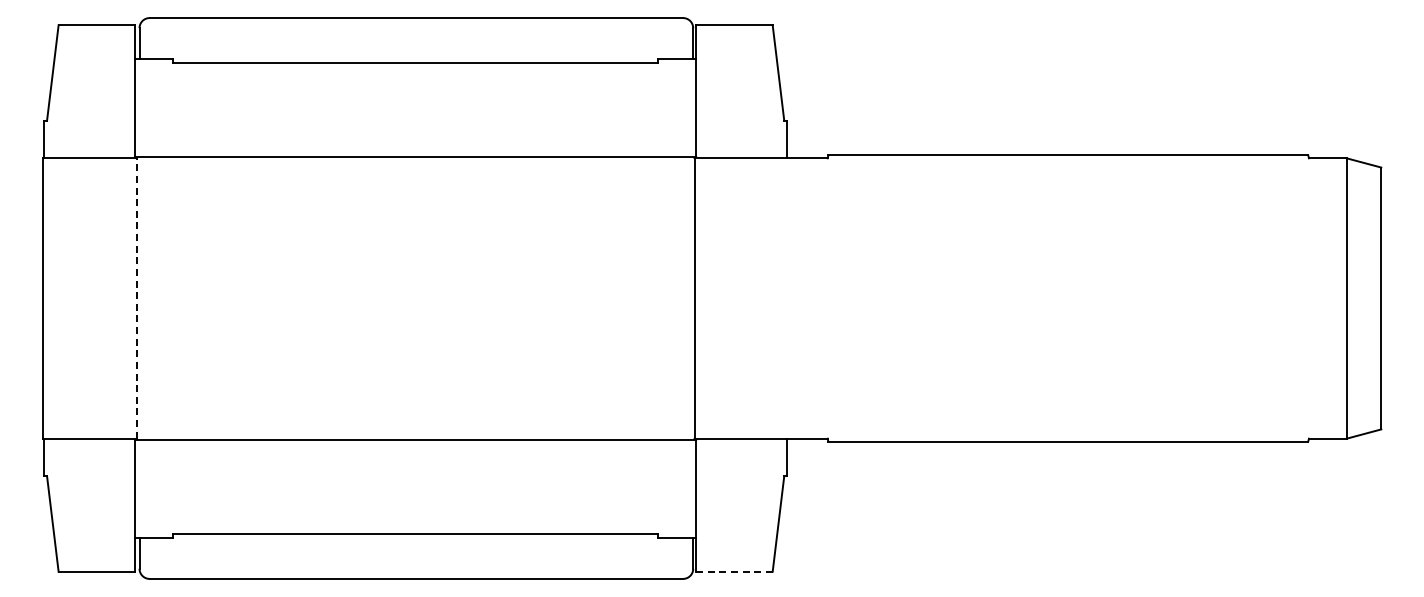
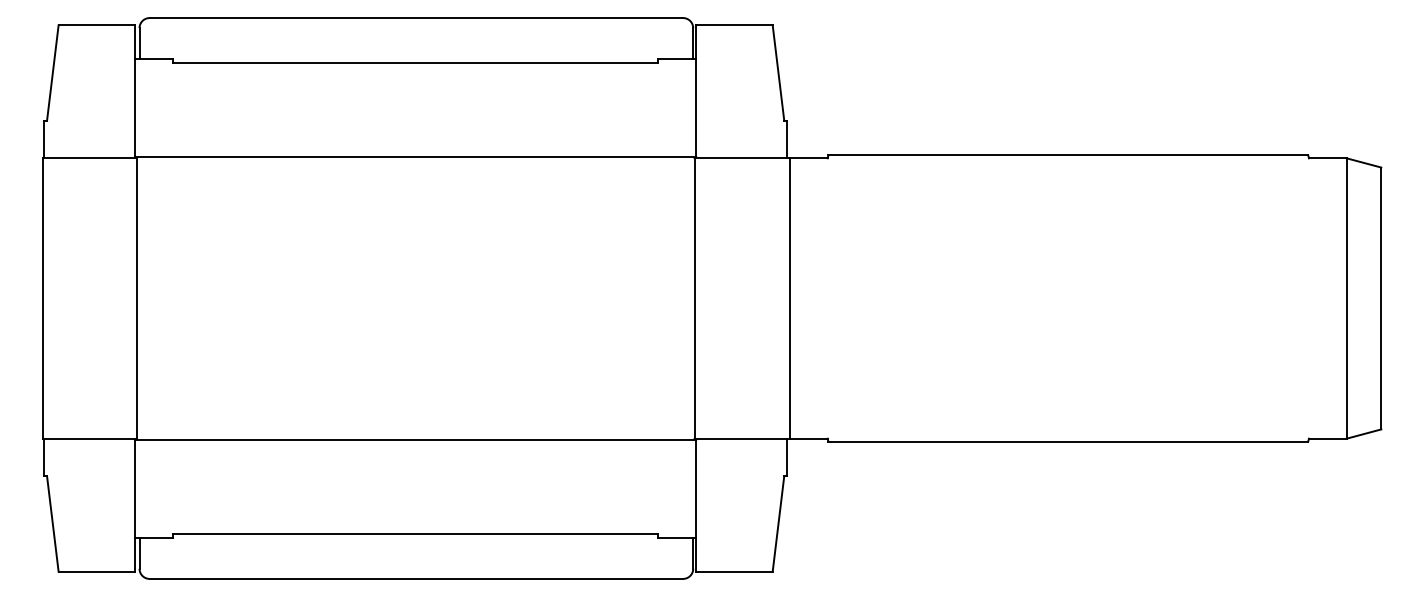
line: dashed -> solid (136, 298)
line: none -> present (790, 298)
line: dashed -> solid (734, 571)
